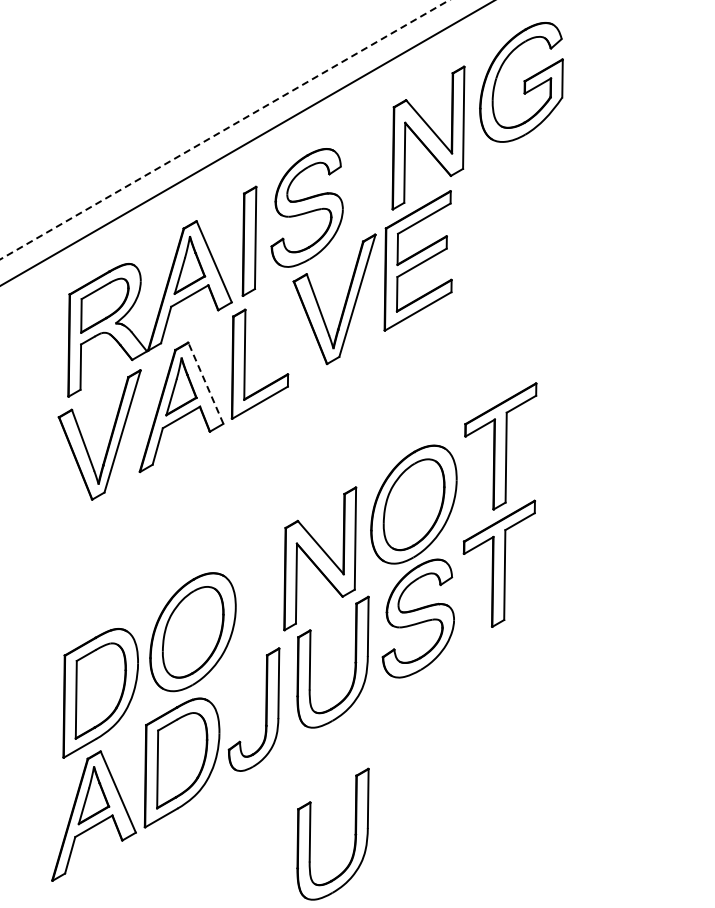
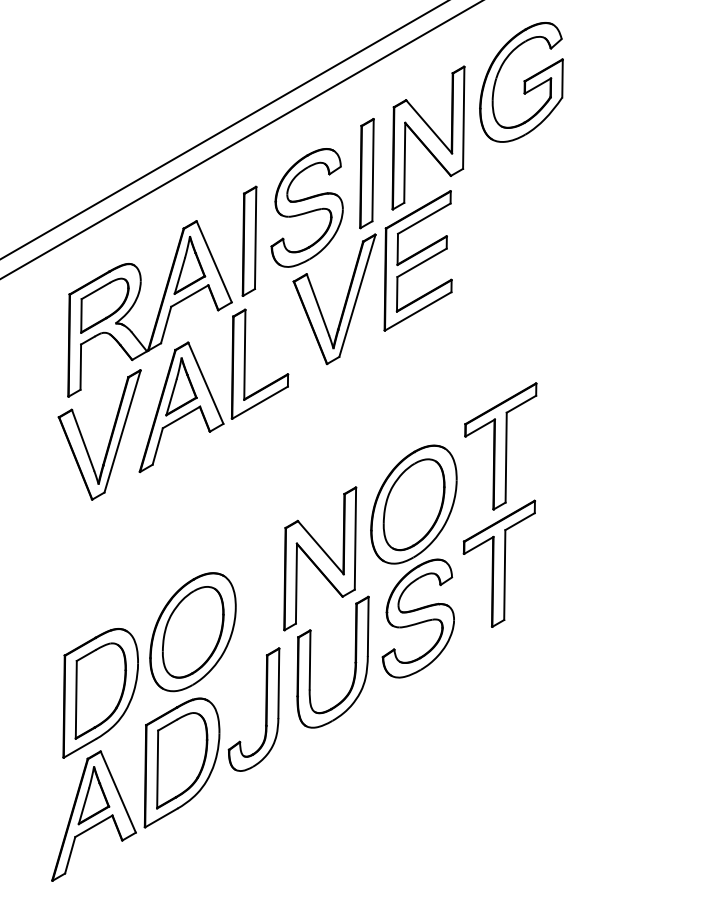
line: dashed -> solid (224, 129)
line position: (246, 143) -> (240, 139) (240, 139)
part: none -> present (366, 173)
line: dashed -> solid (205, 382)
part: present -> none (310, 833)
